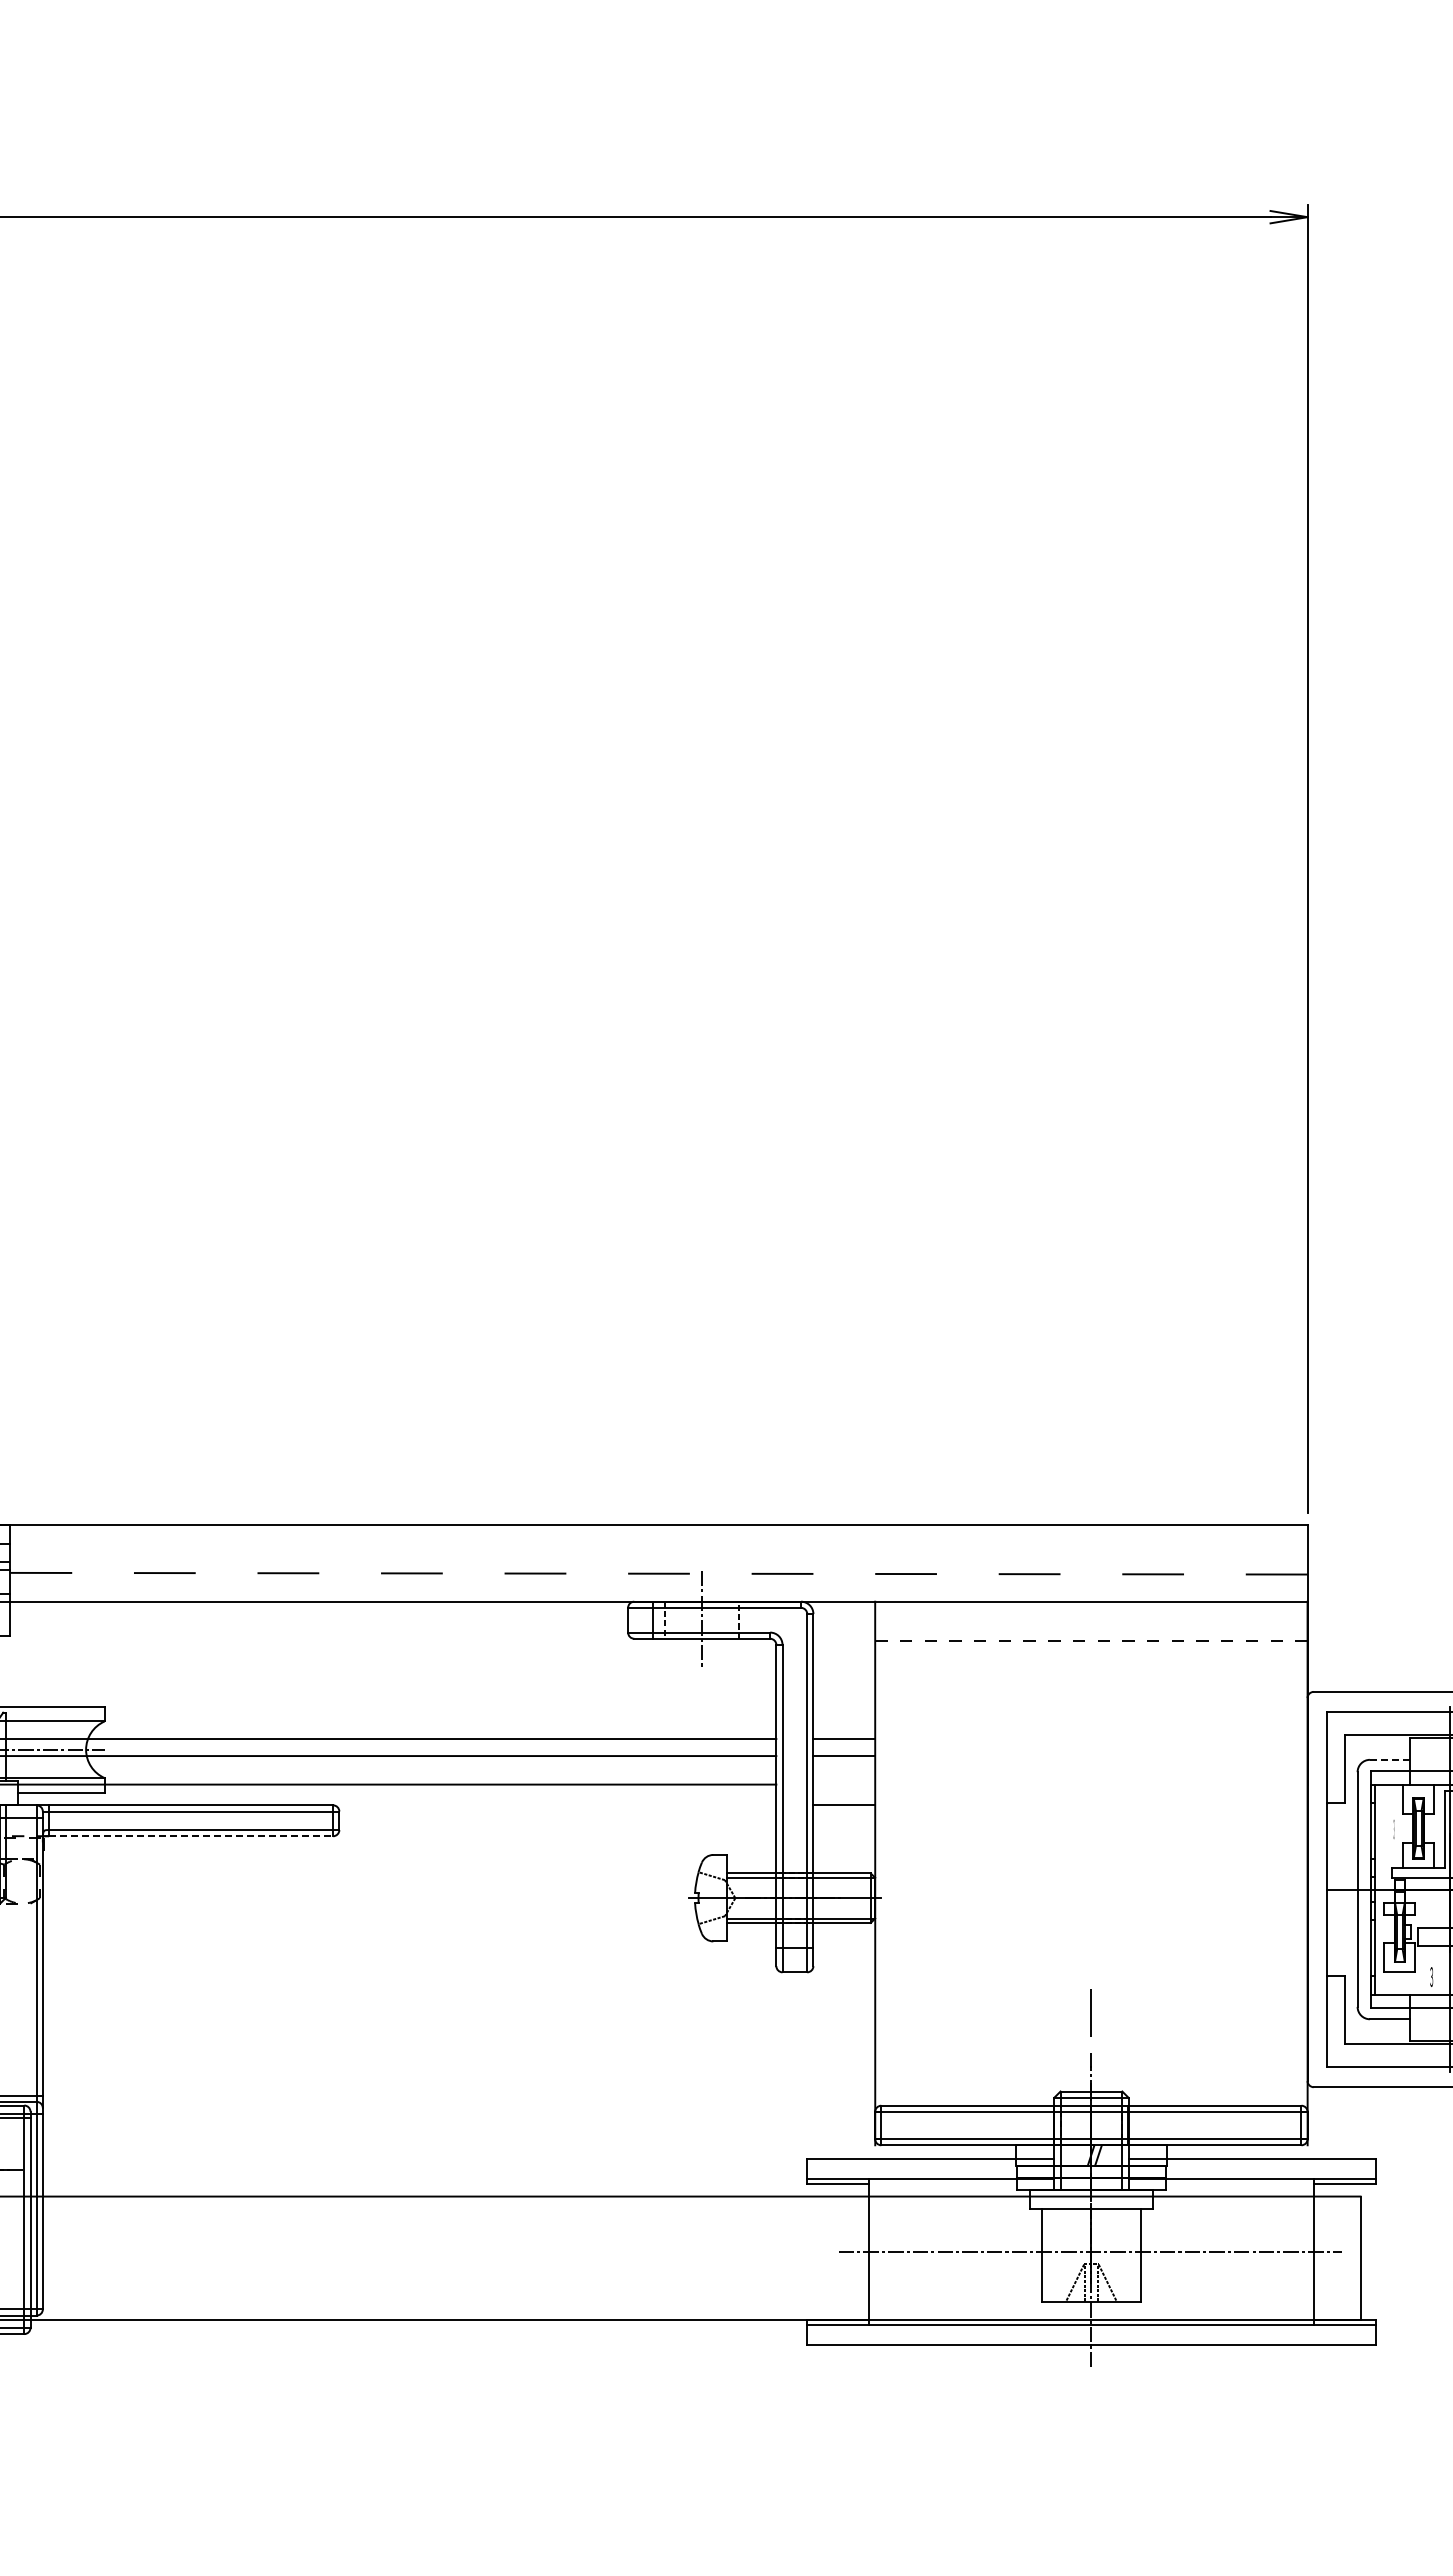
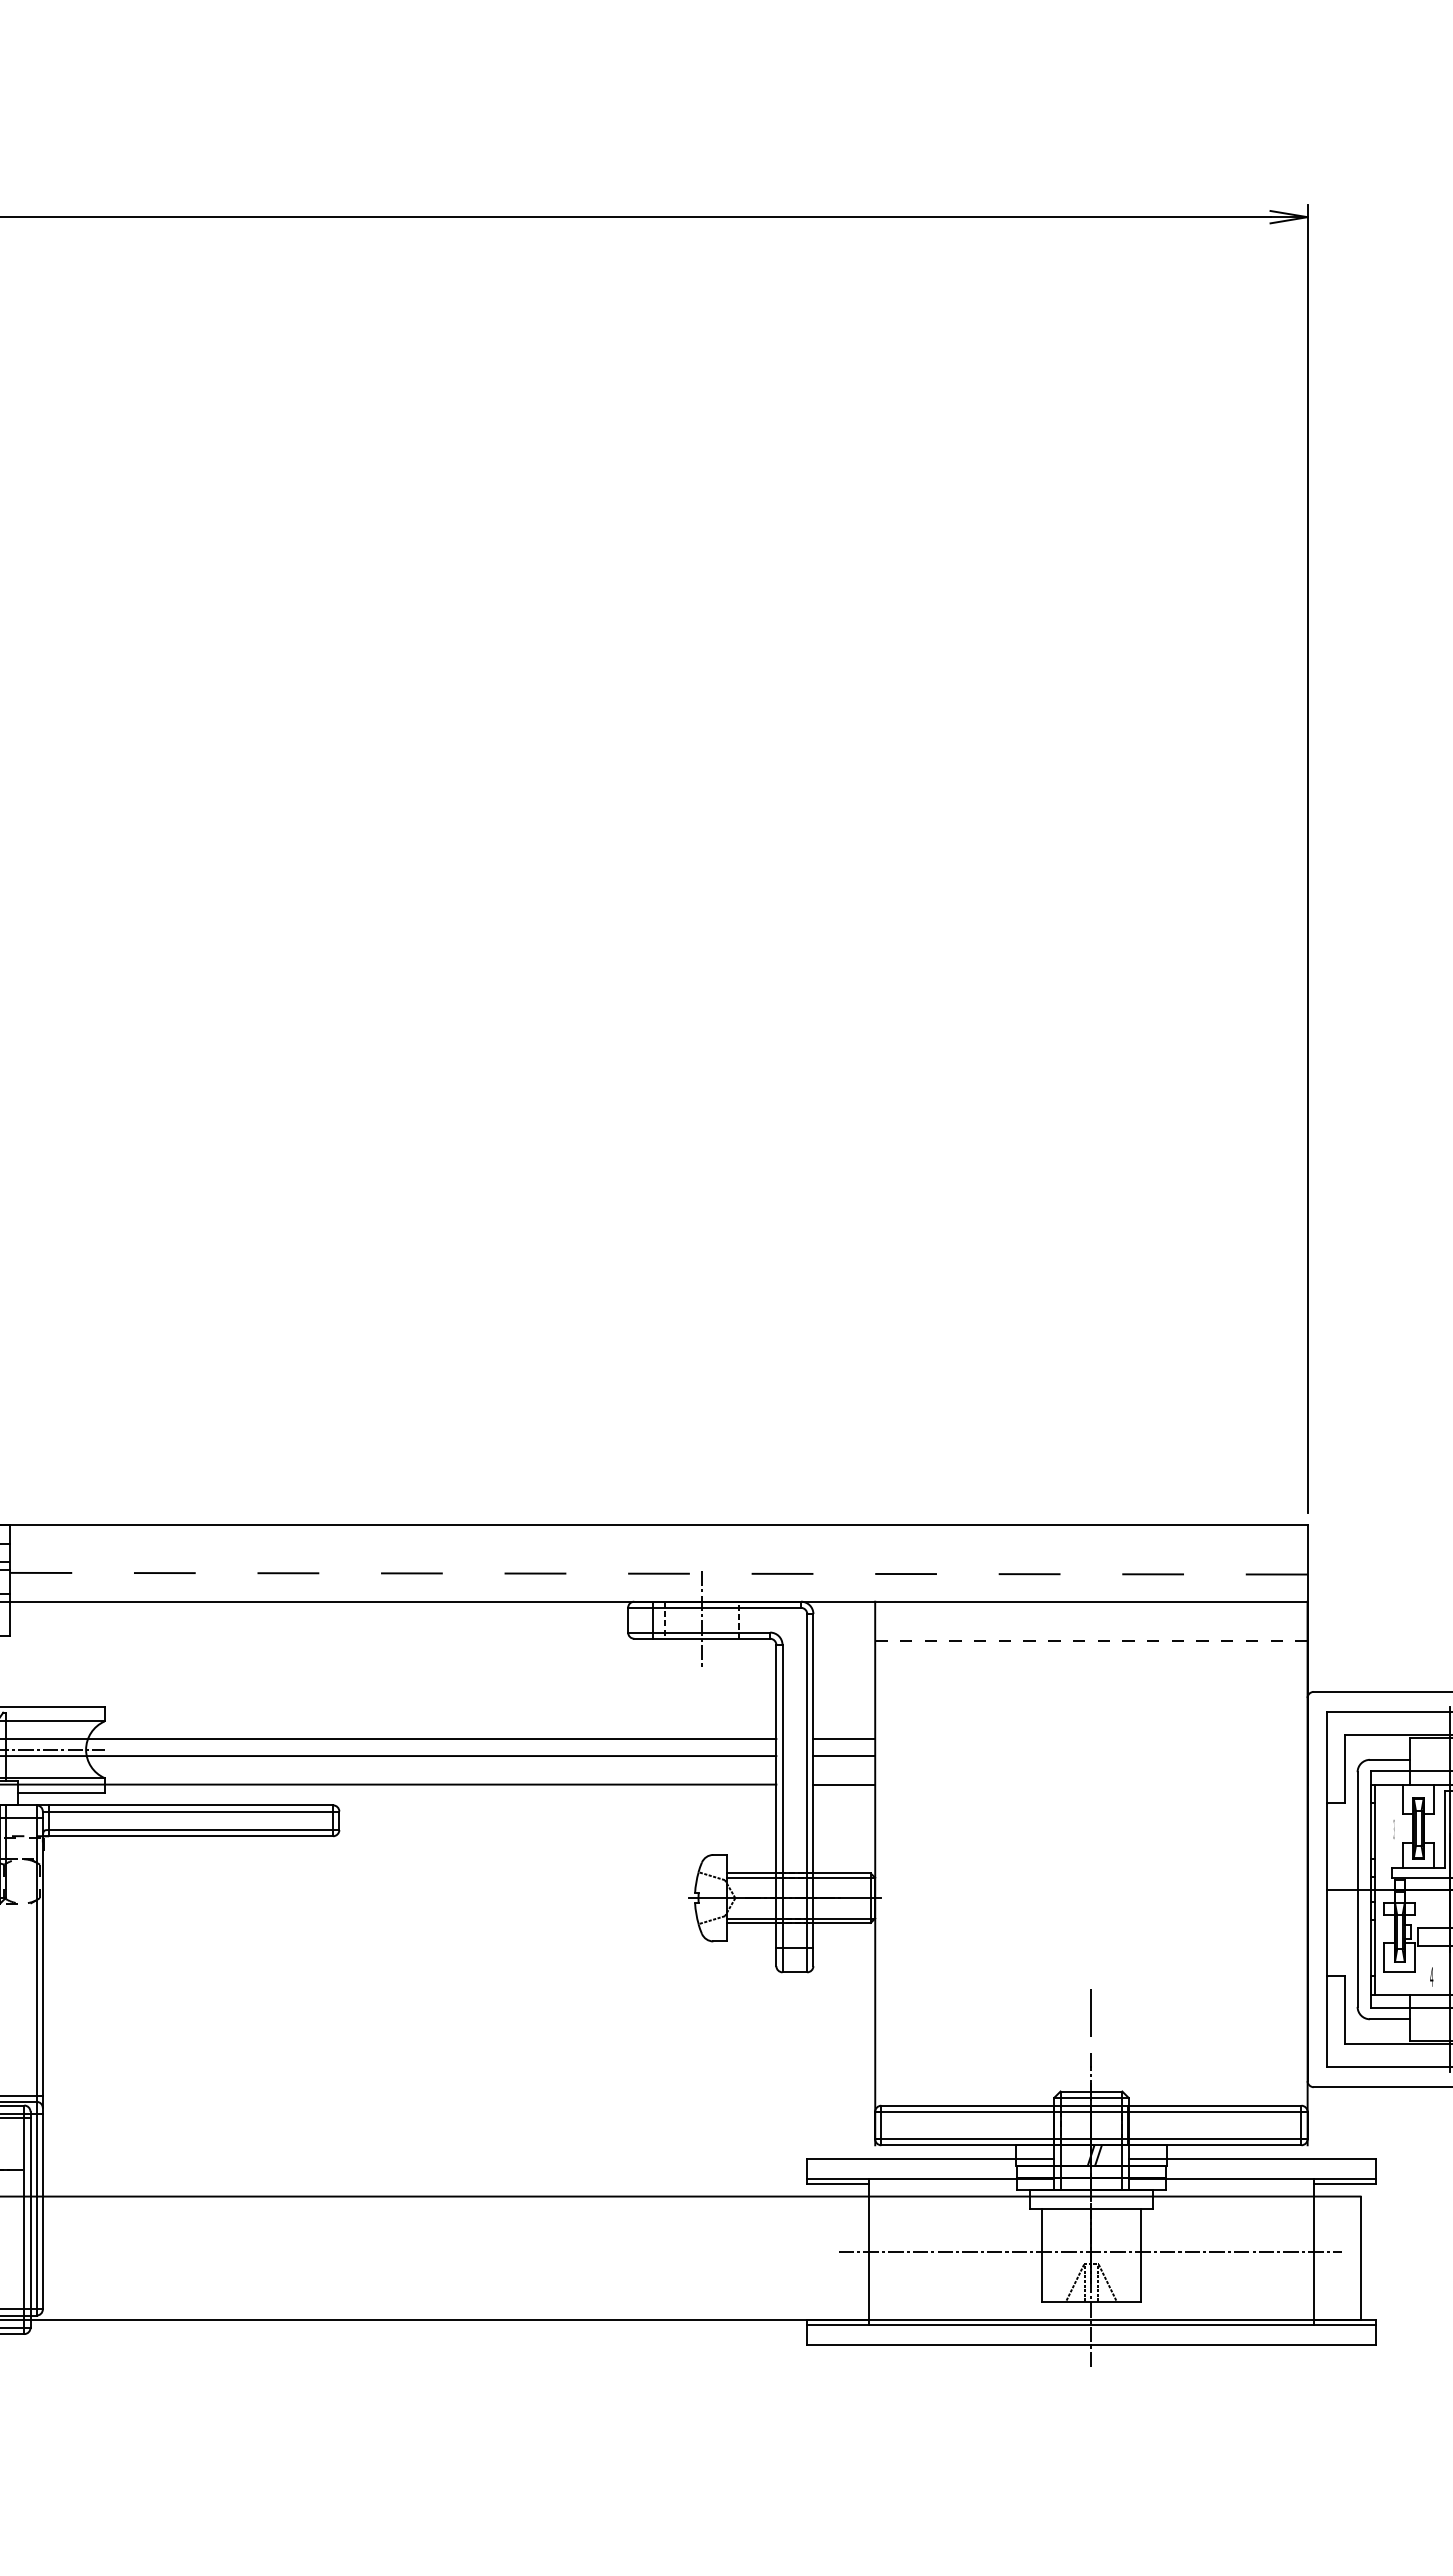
line: dashed -> solid (1389, 1759)
line position: (844, 1804) -> (844, 1784) (844, 1784)
line: dashed -> solid (191, 1836)
text: ３ -> ４ (1431, 1976)
